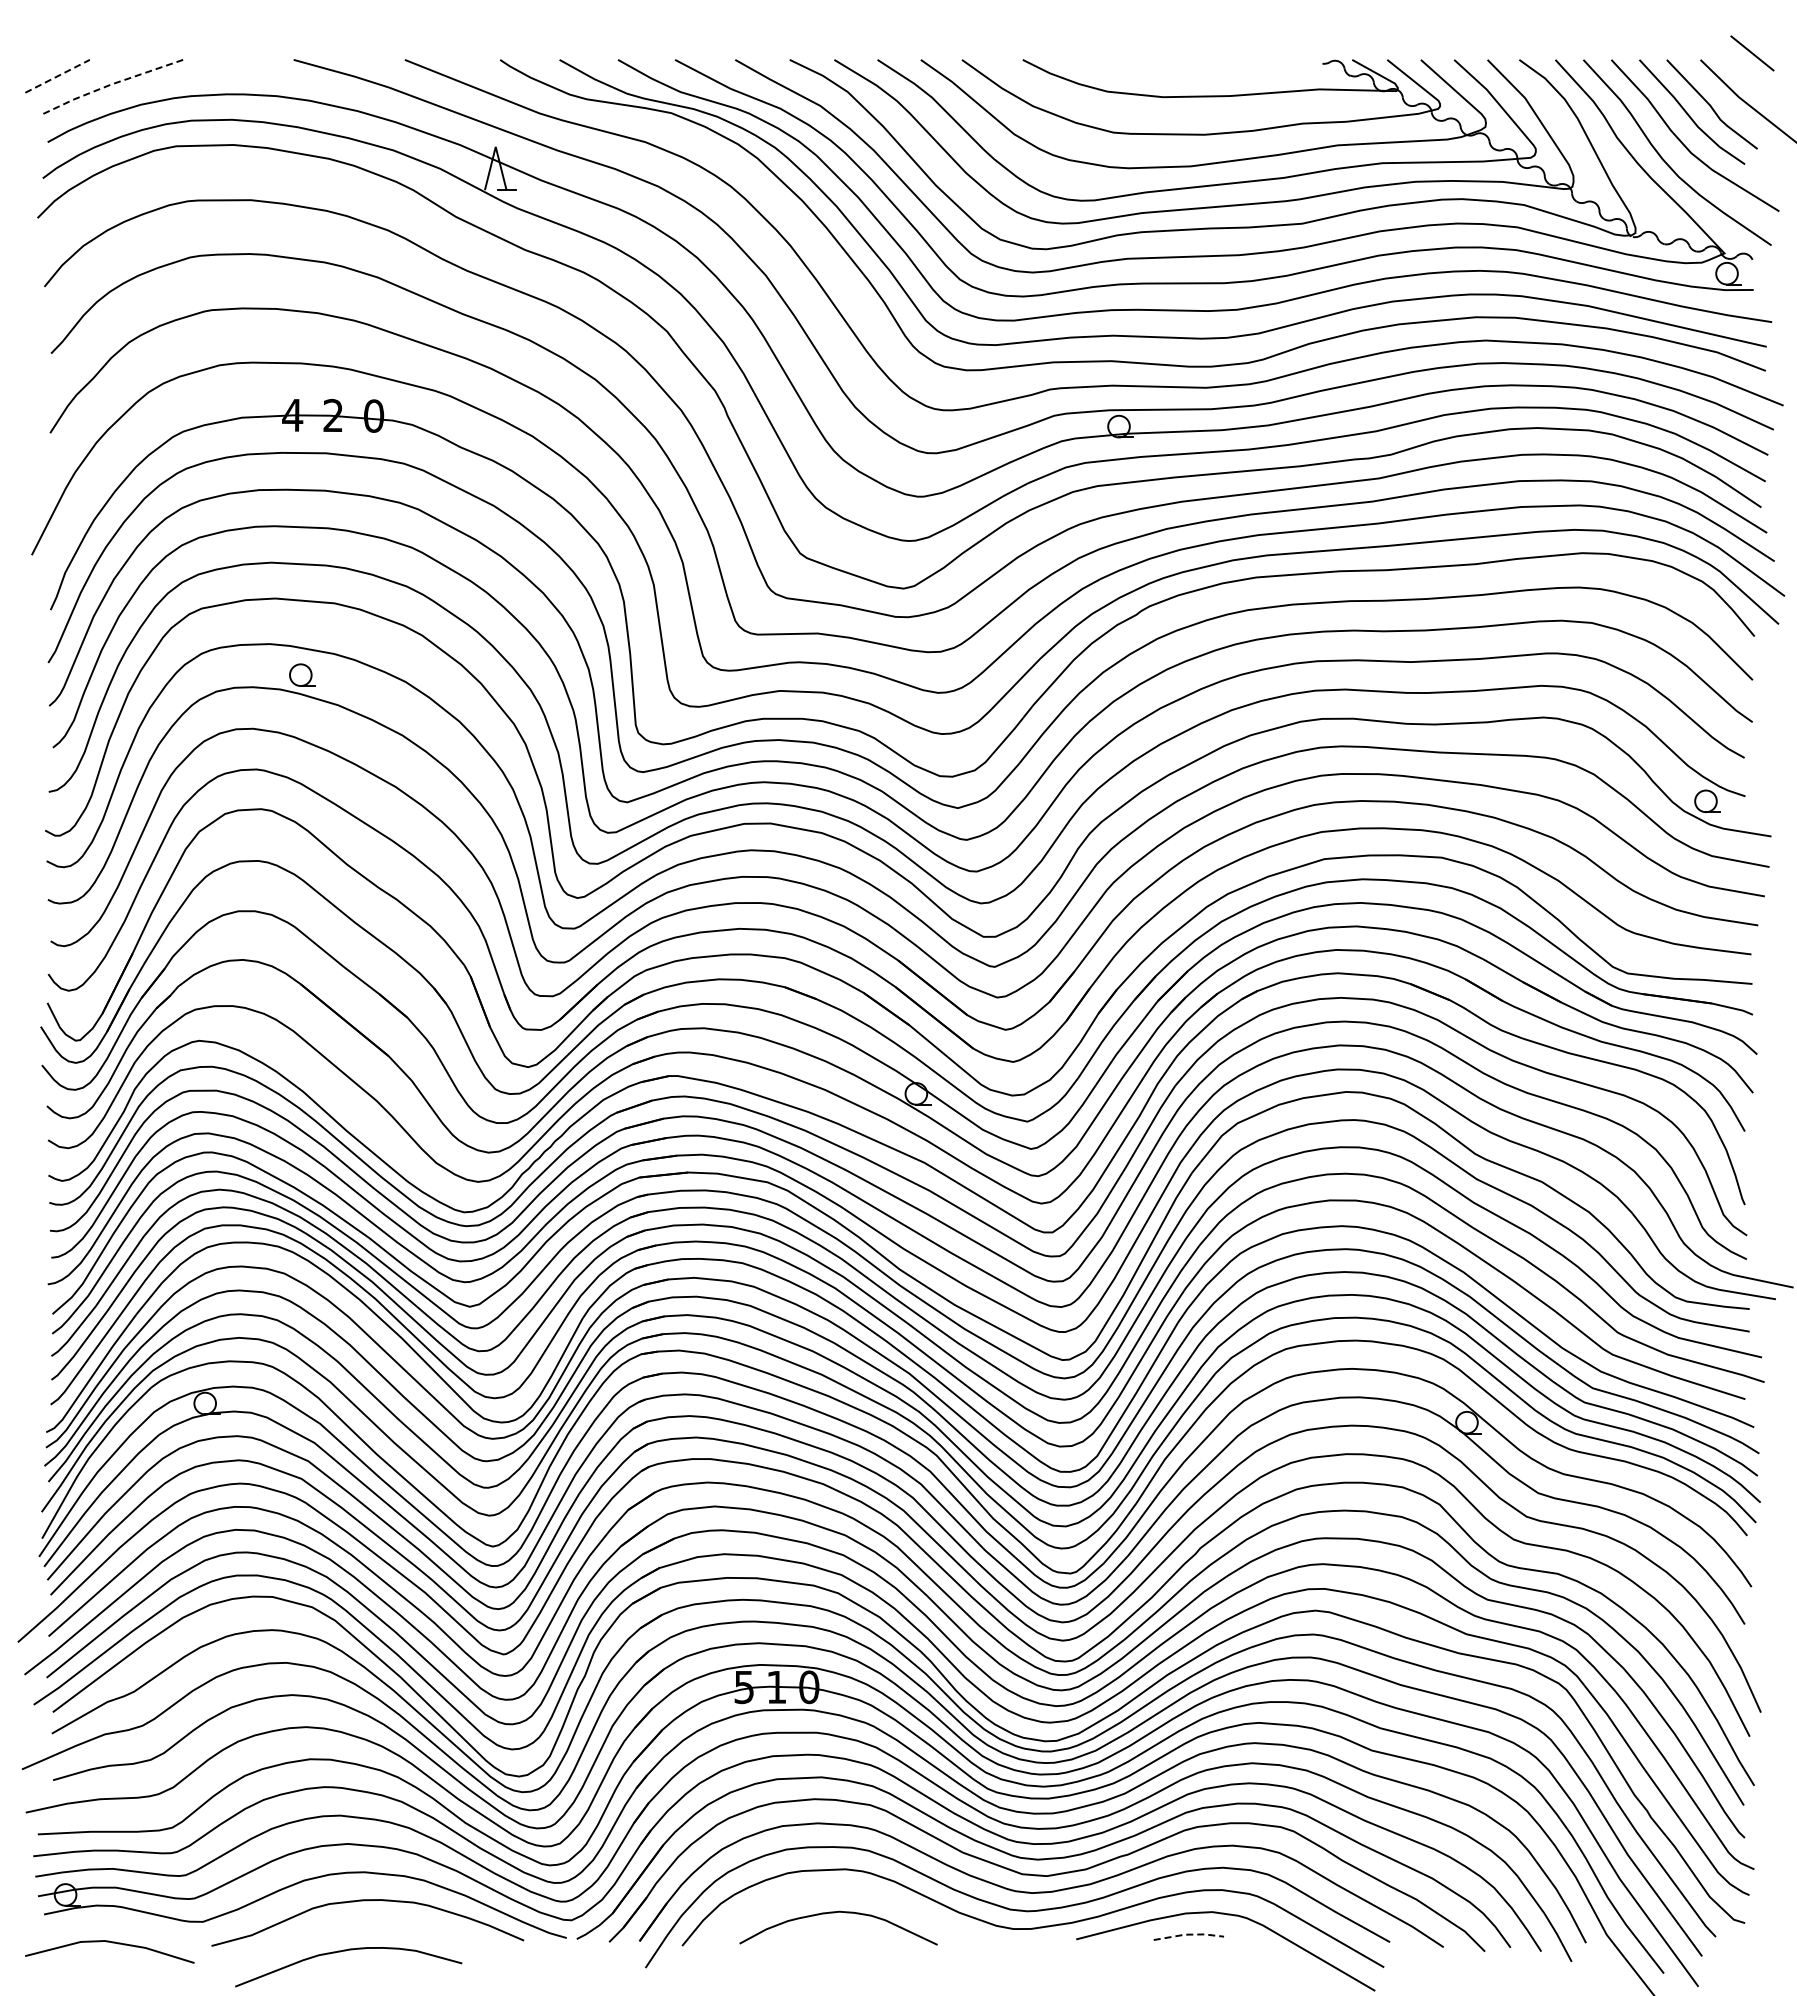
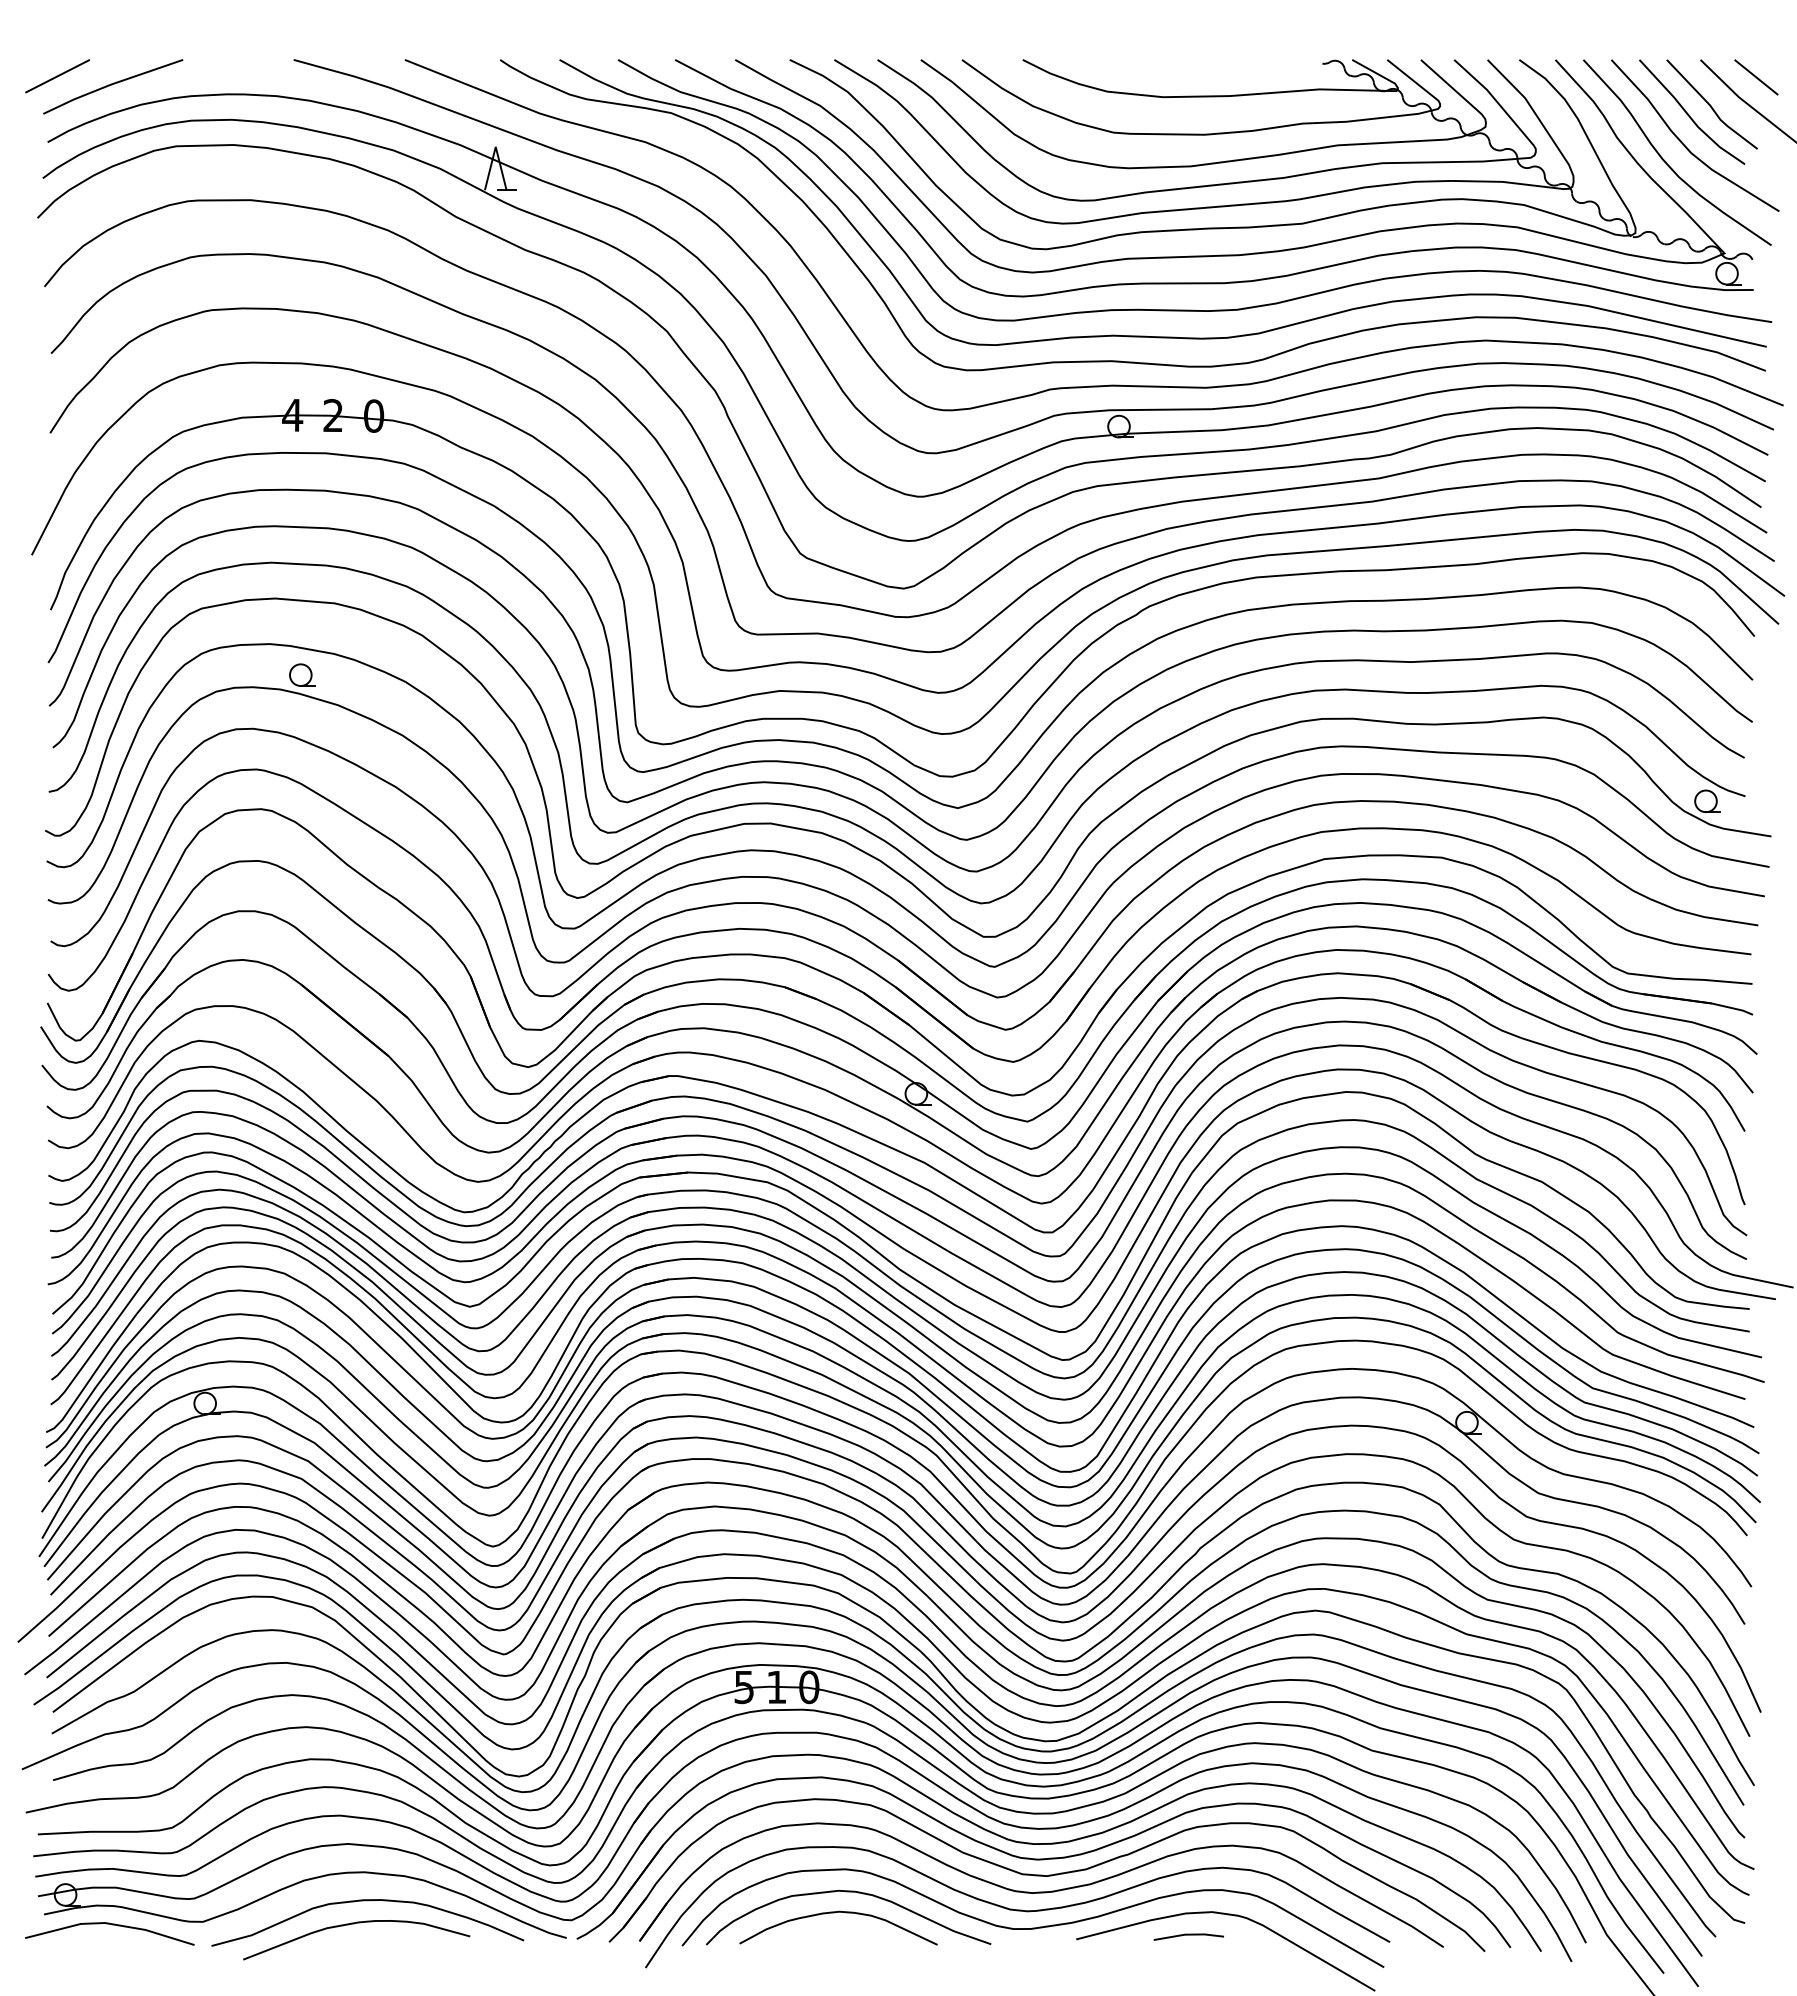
line position: (1752, 53) -> (1756, 77) (1756, 77)
line: dashed -> solid (58, 76)
line: dashed -> solid (111, 84)
curve: none -> present (848, 1892)
line: dashed -> solid (1188, 1934)
line position: (112, 1943) -> (112, 1925) (112, 1925)
curve position: (346, 1951) -> (354, 1924) (354, 1924)
